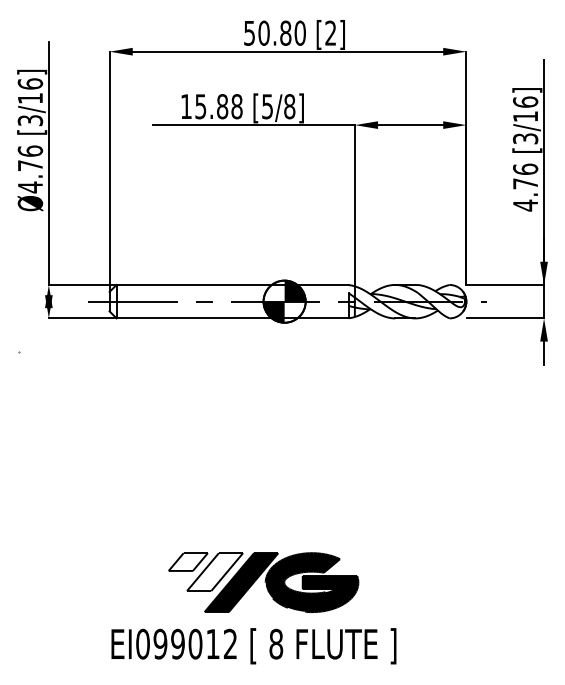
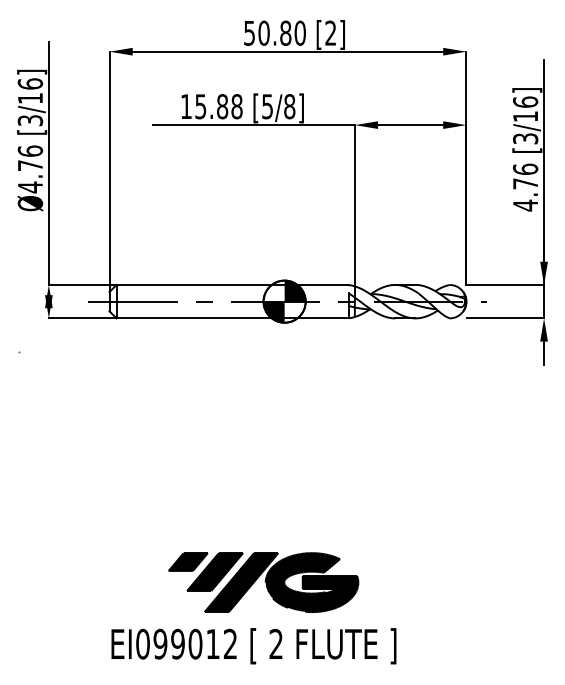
fill: none -> present (187, 561)
fill: none -> present (215, 572)
text: 8 -> 2 (276, 643)
